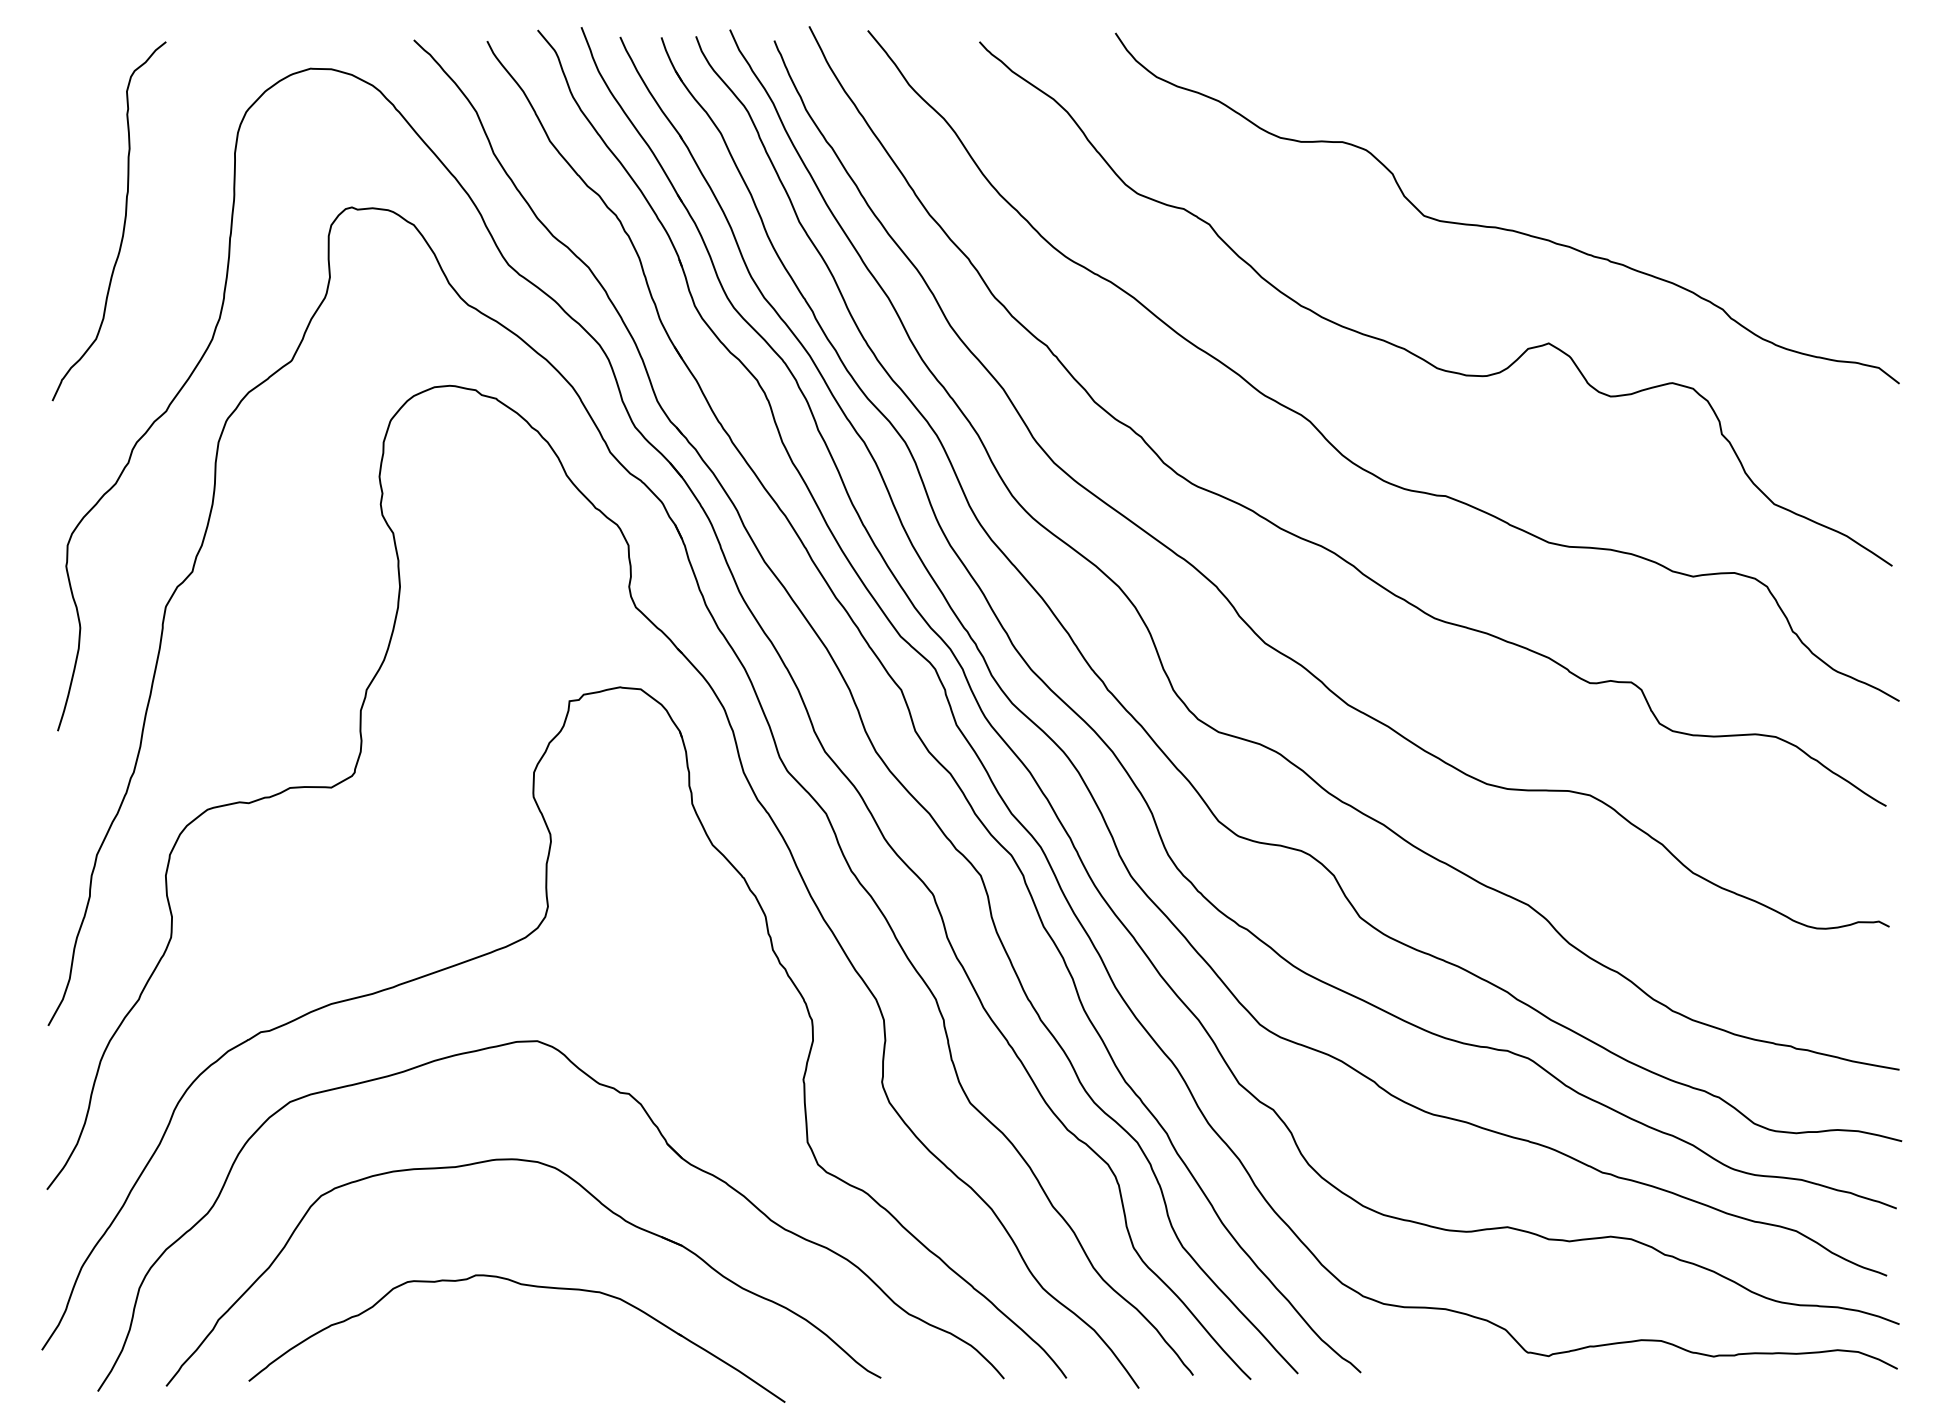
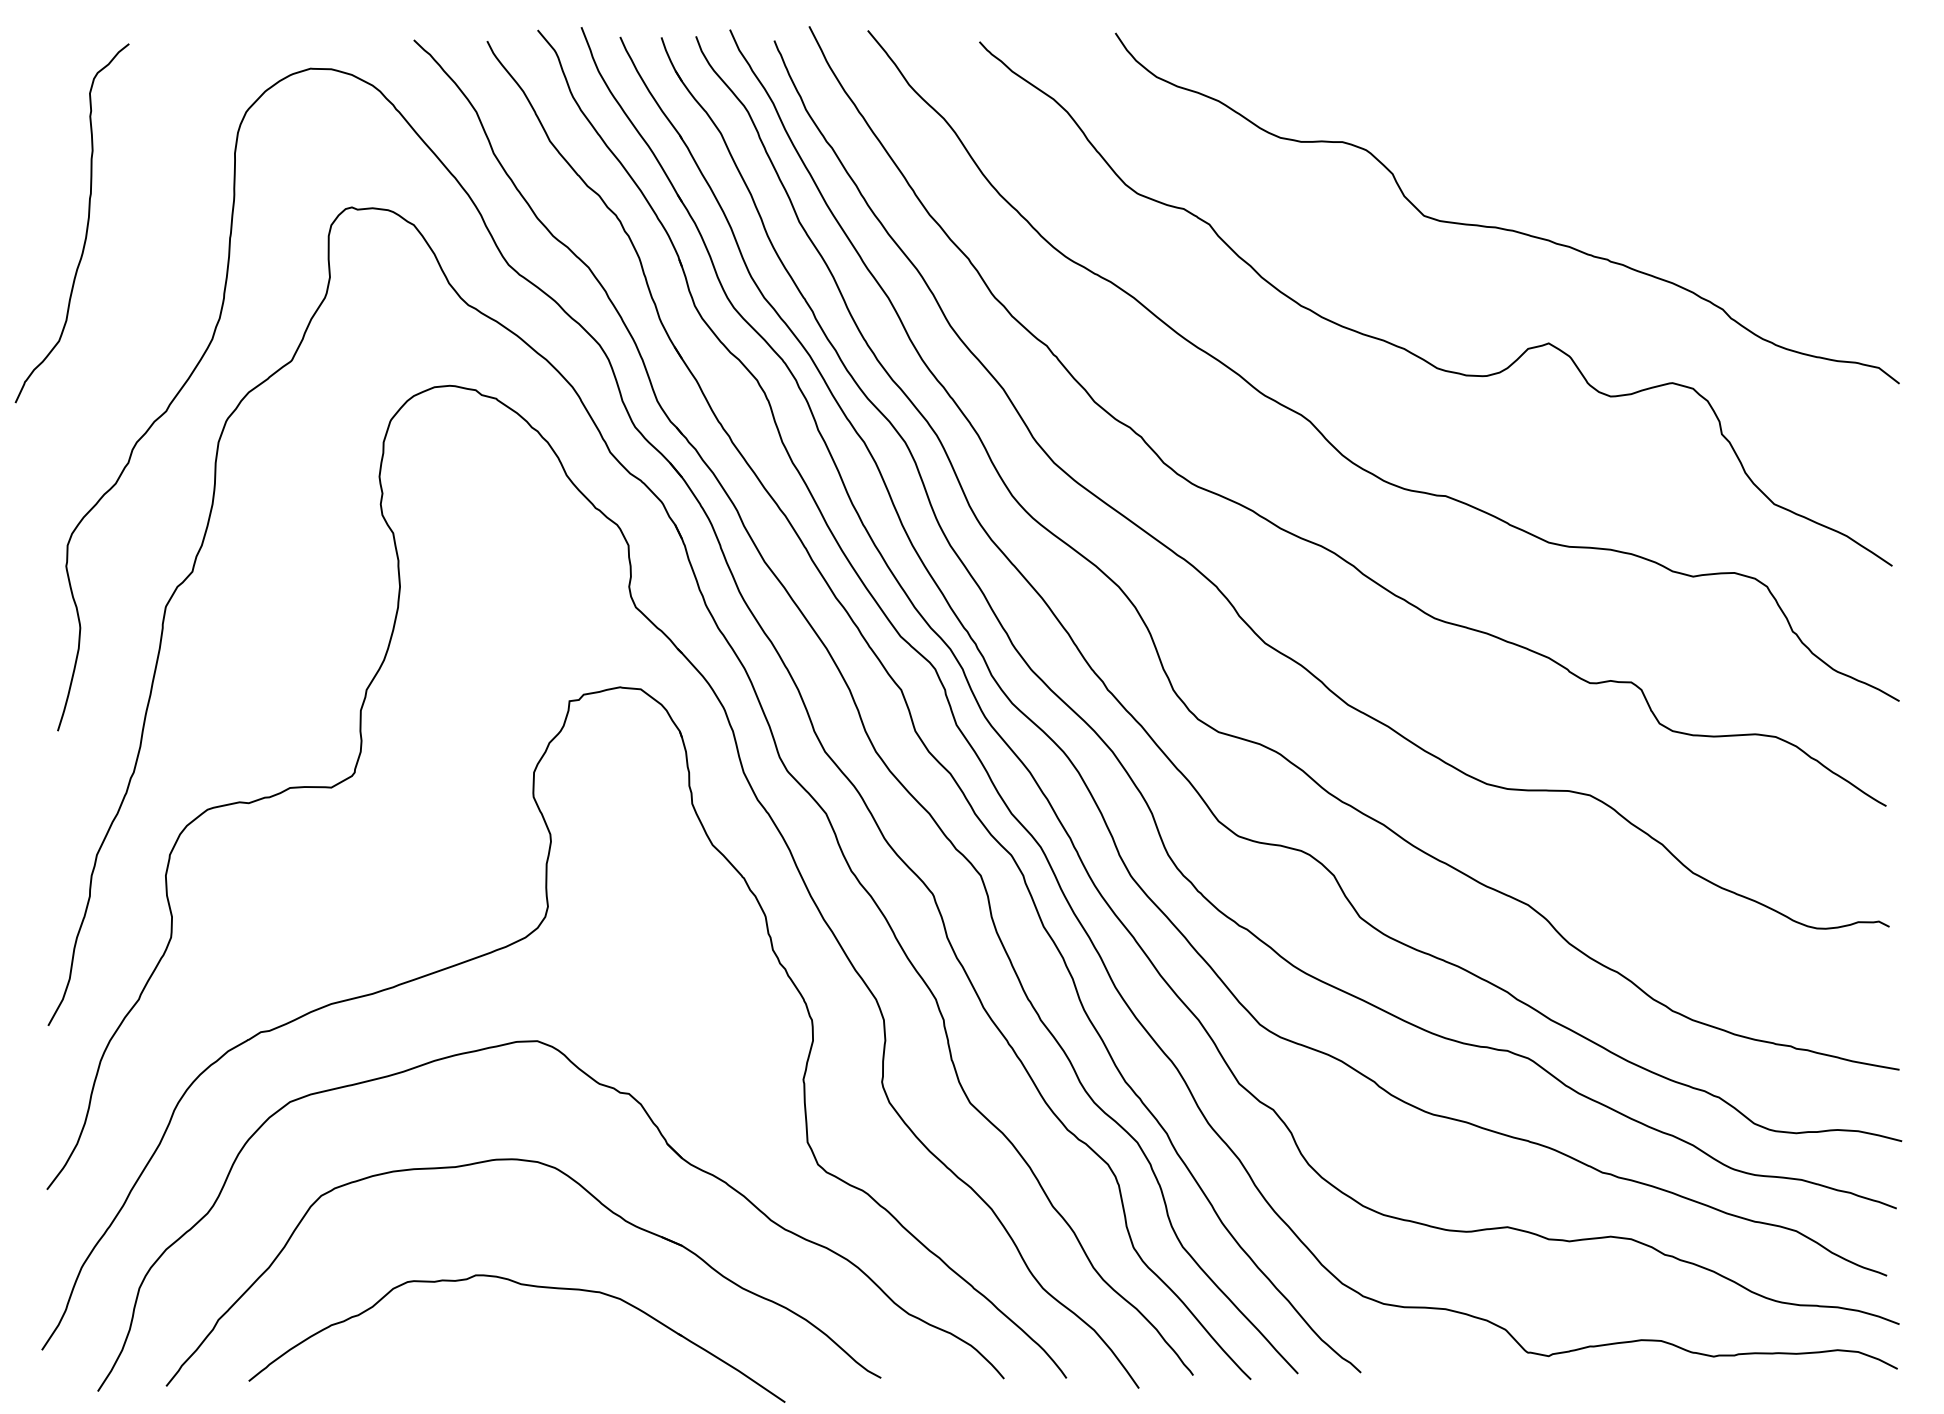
curve position: (123, 223) -> (86, 225) (86, 225)
